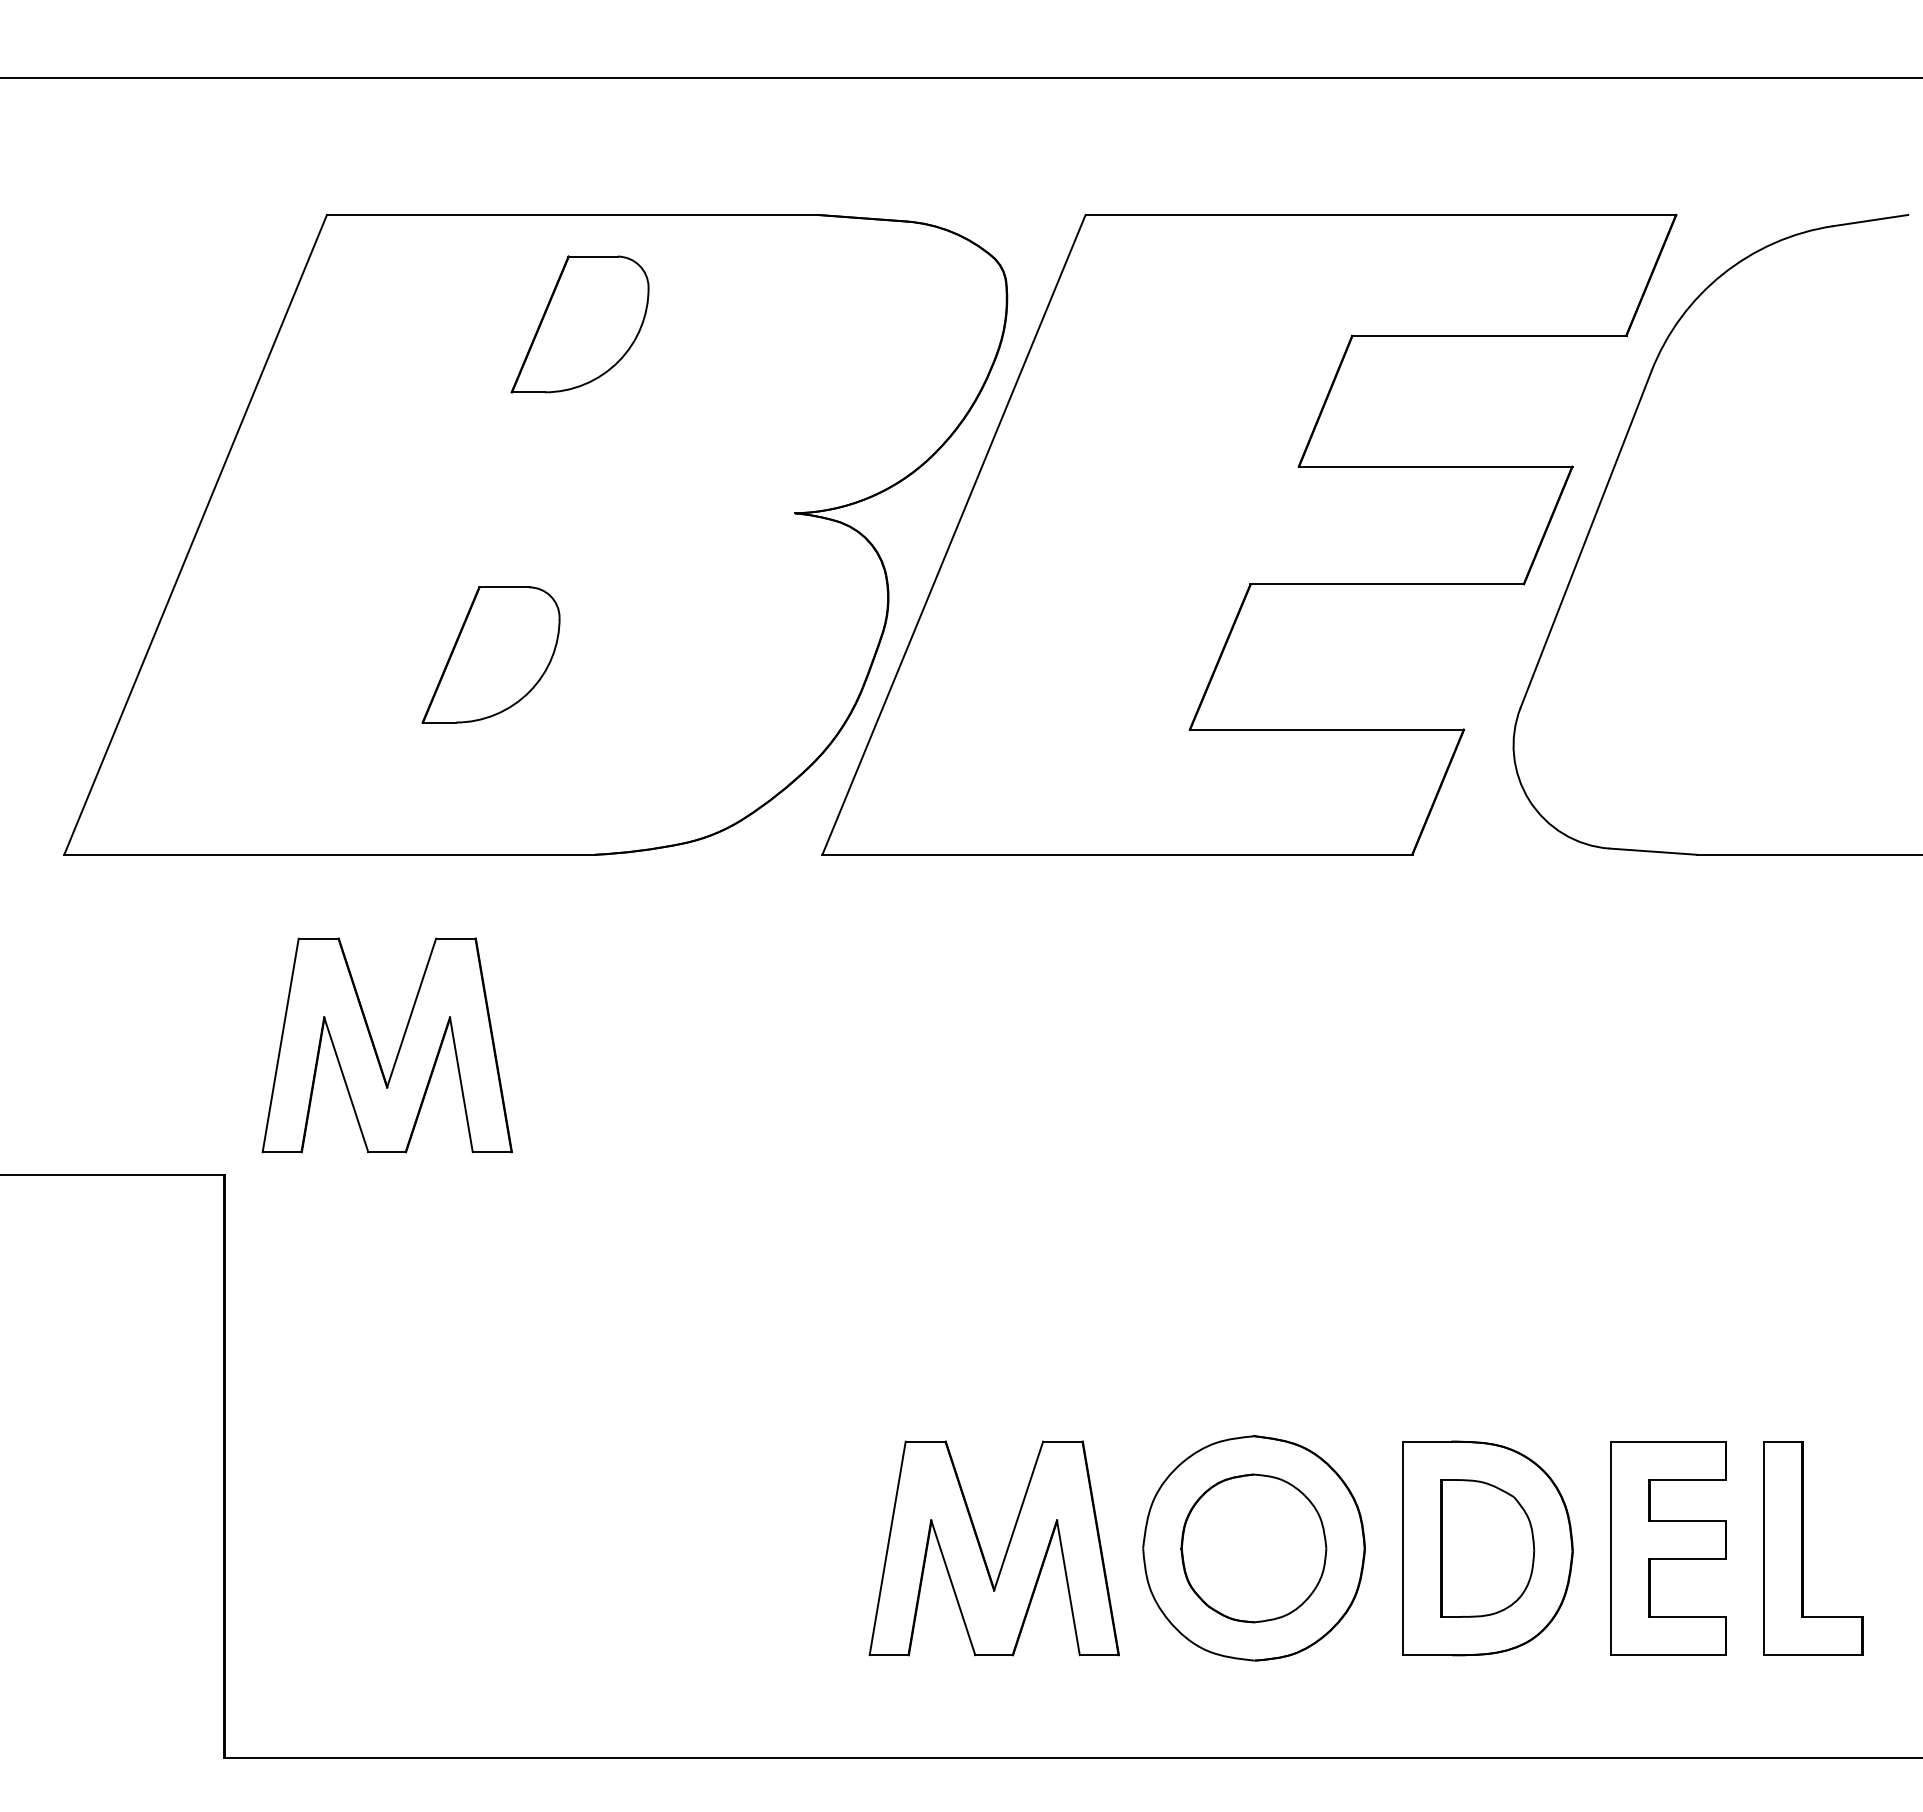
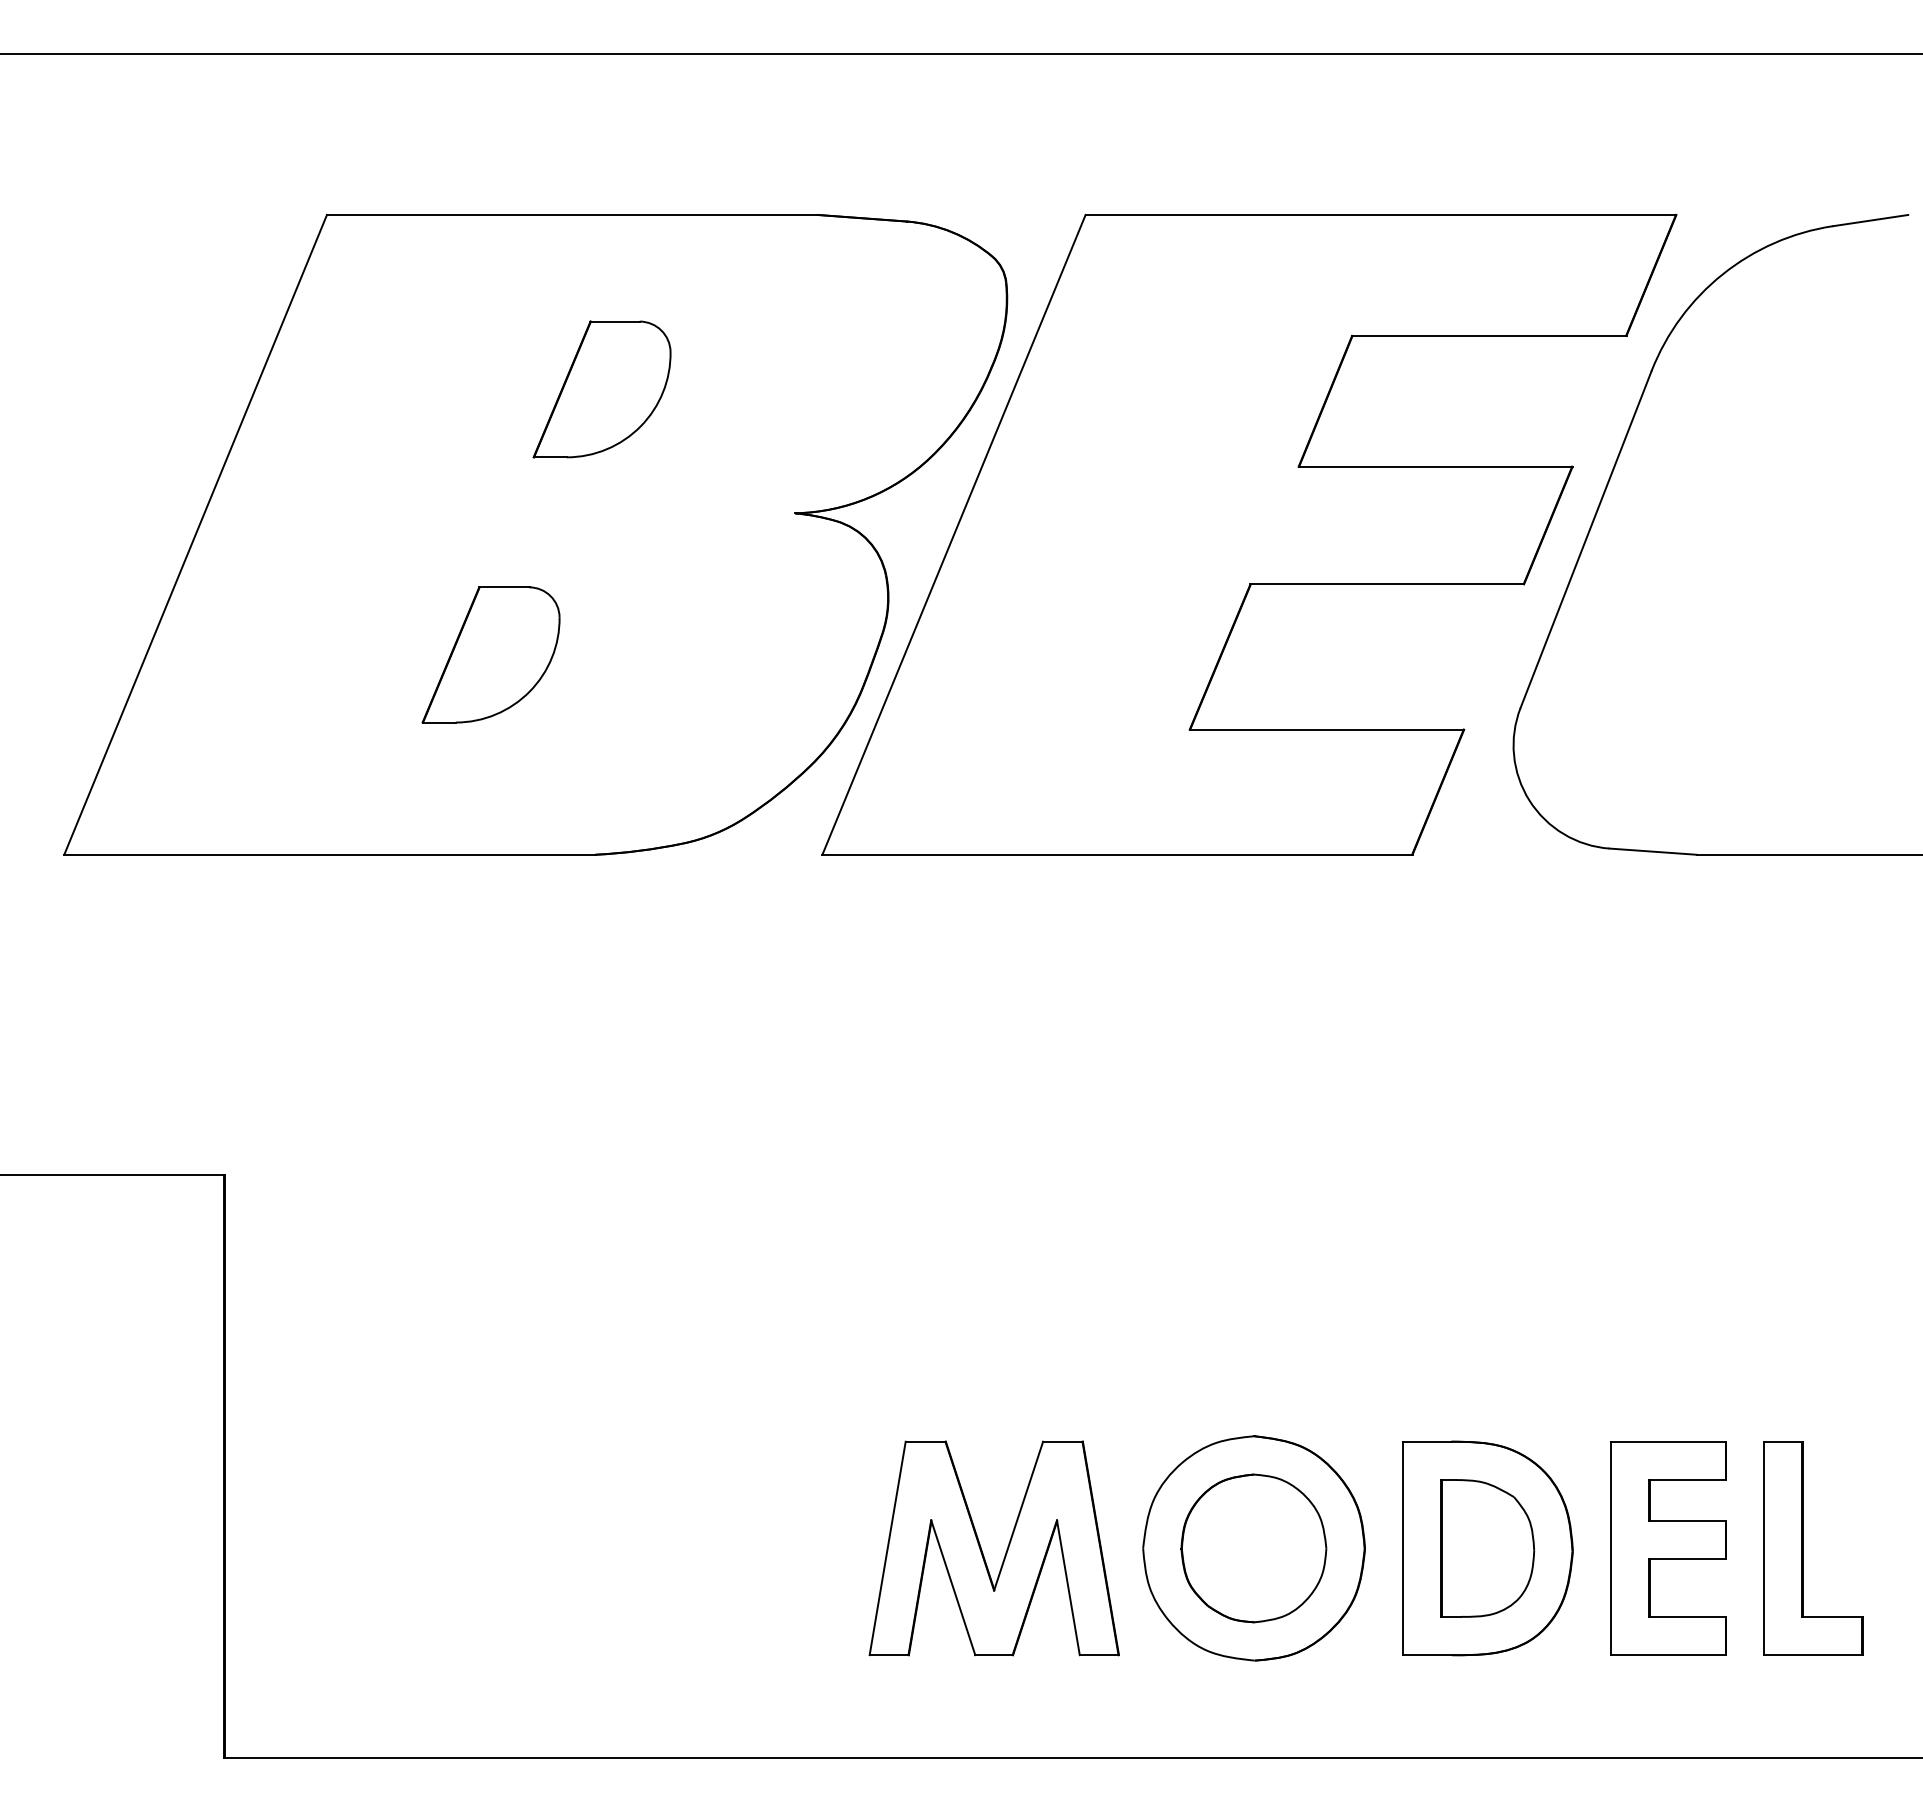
line position: (960, 78) -> (960, 54) (960, 54)
part position: (579, 324) -> (601, 389) (601, 389)
part: present -> none (376, 1049)
